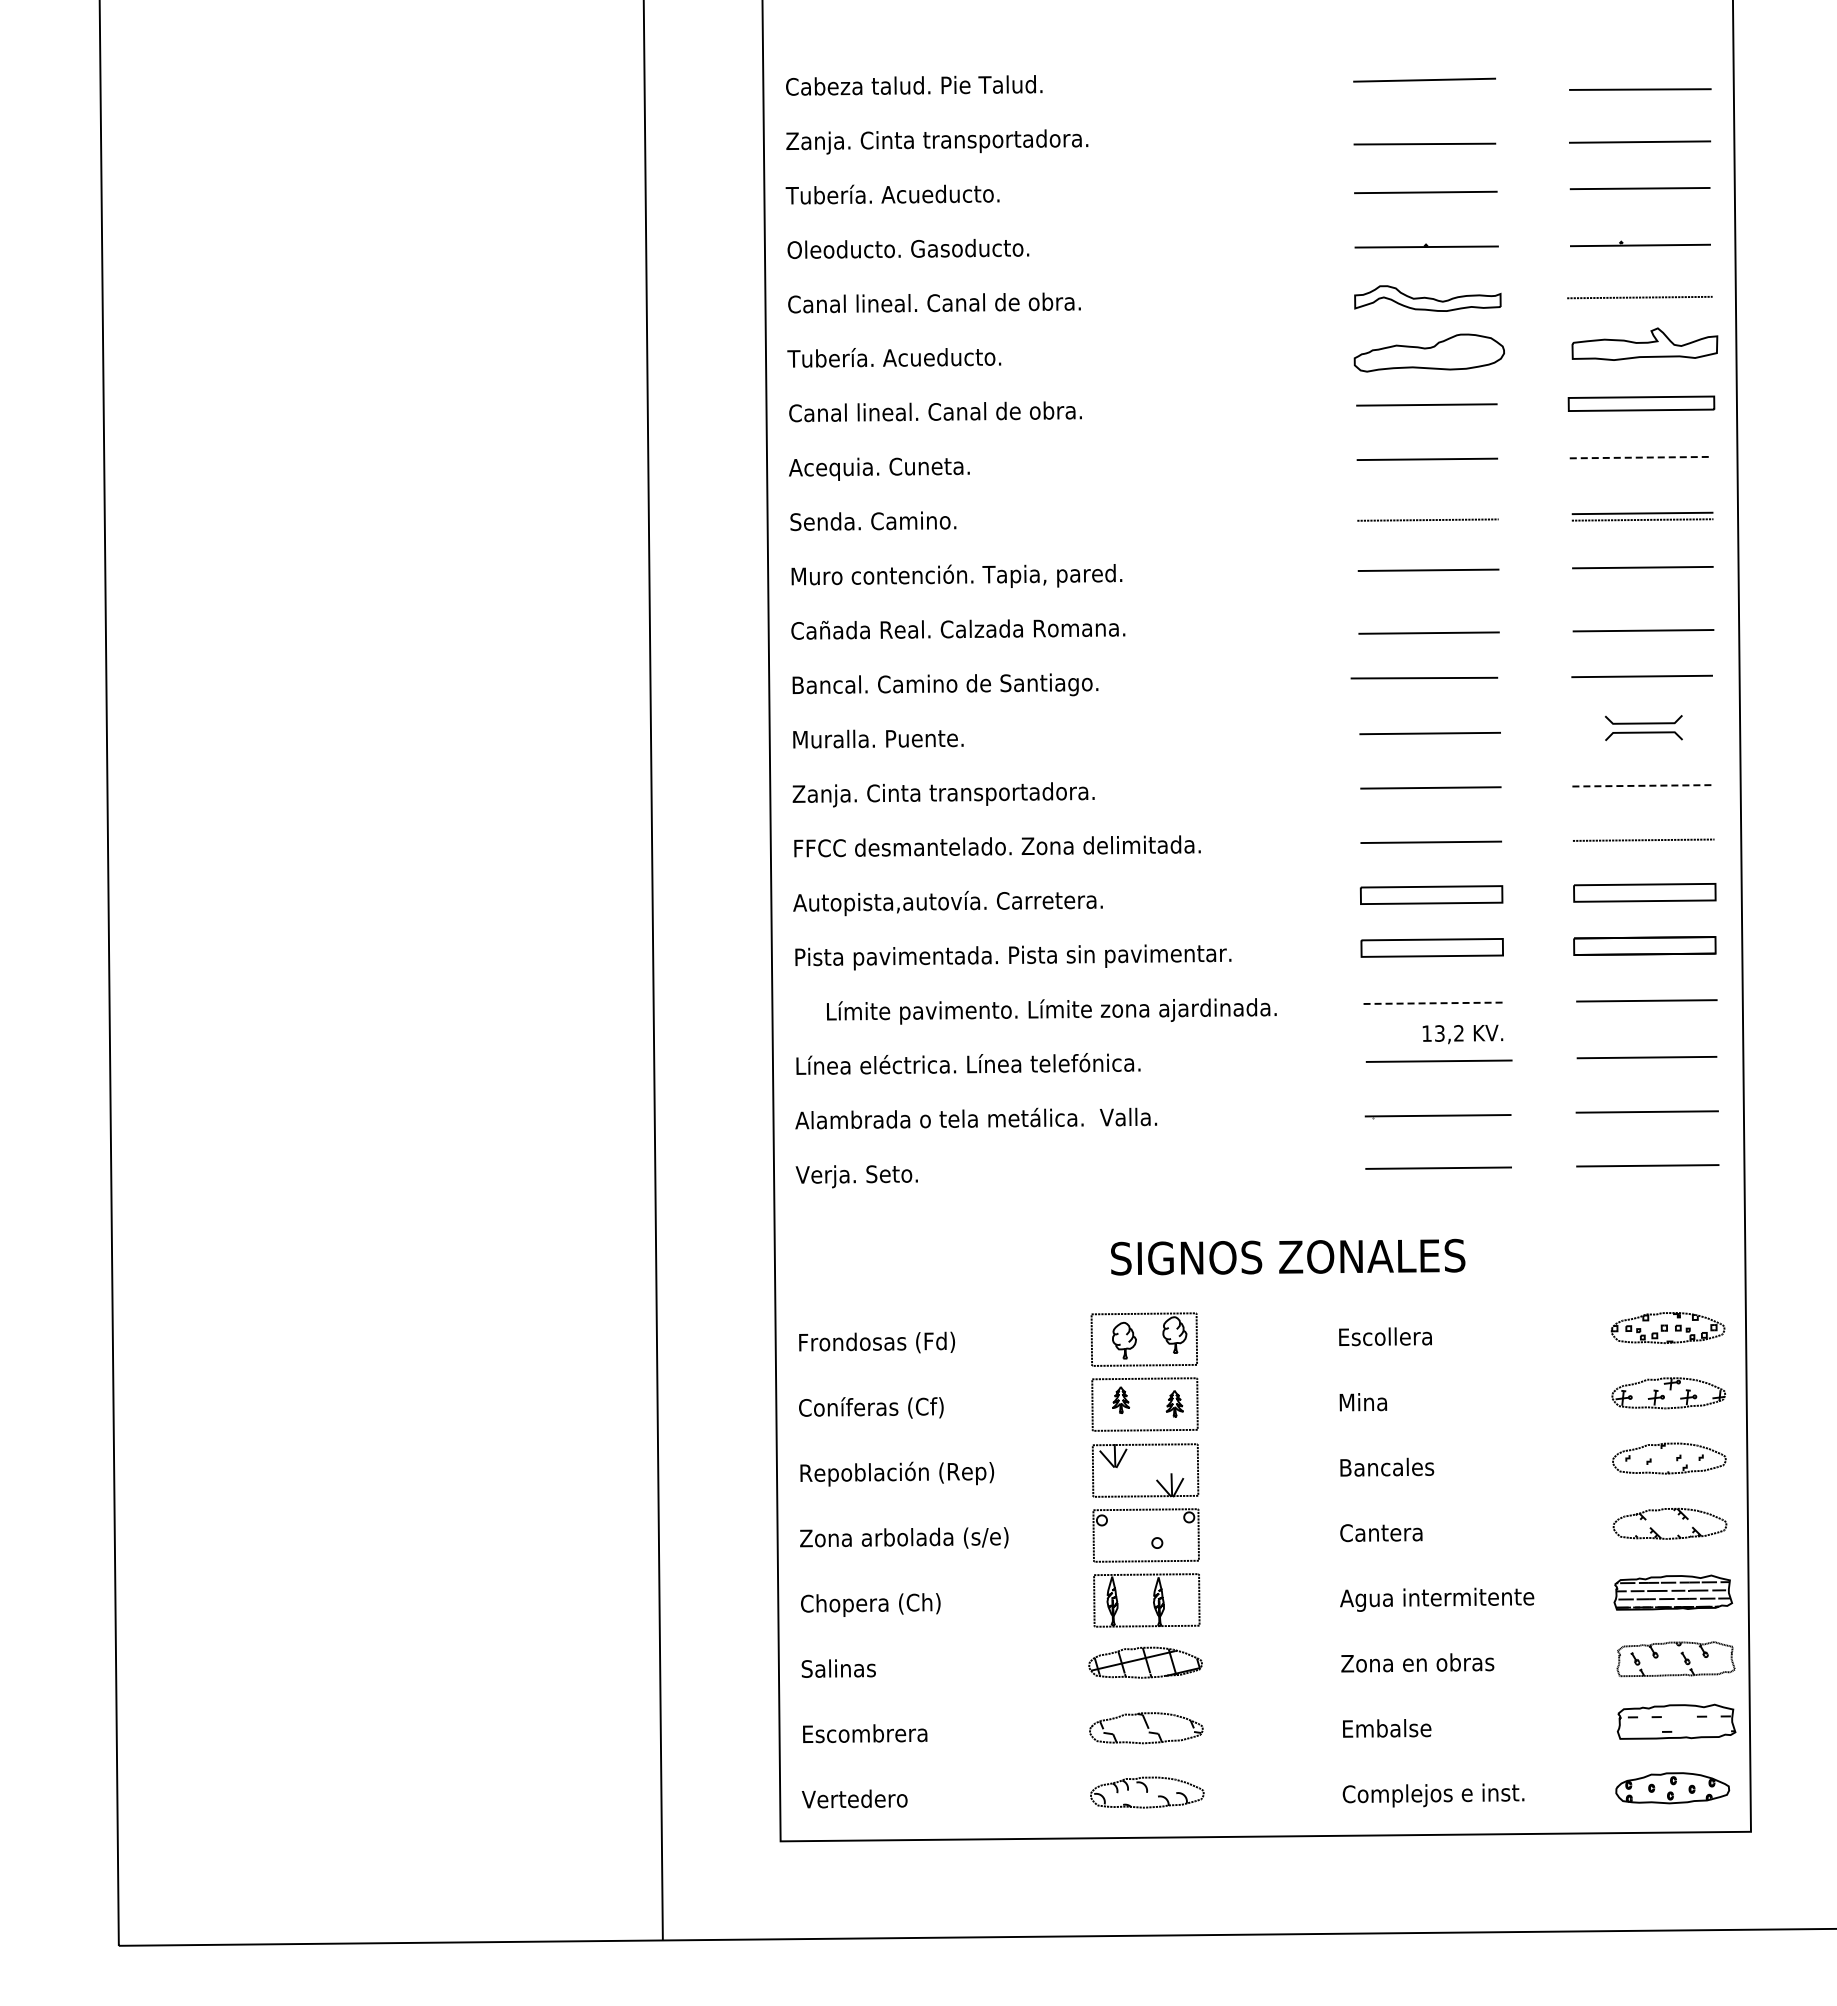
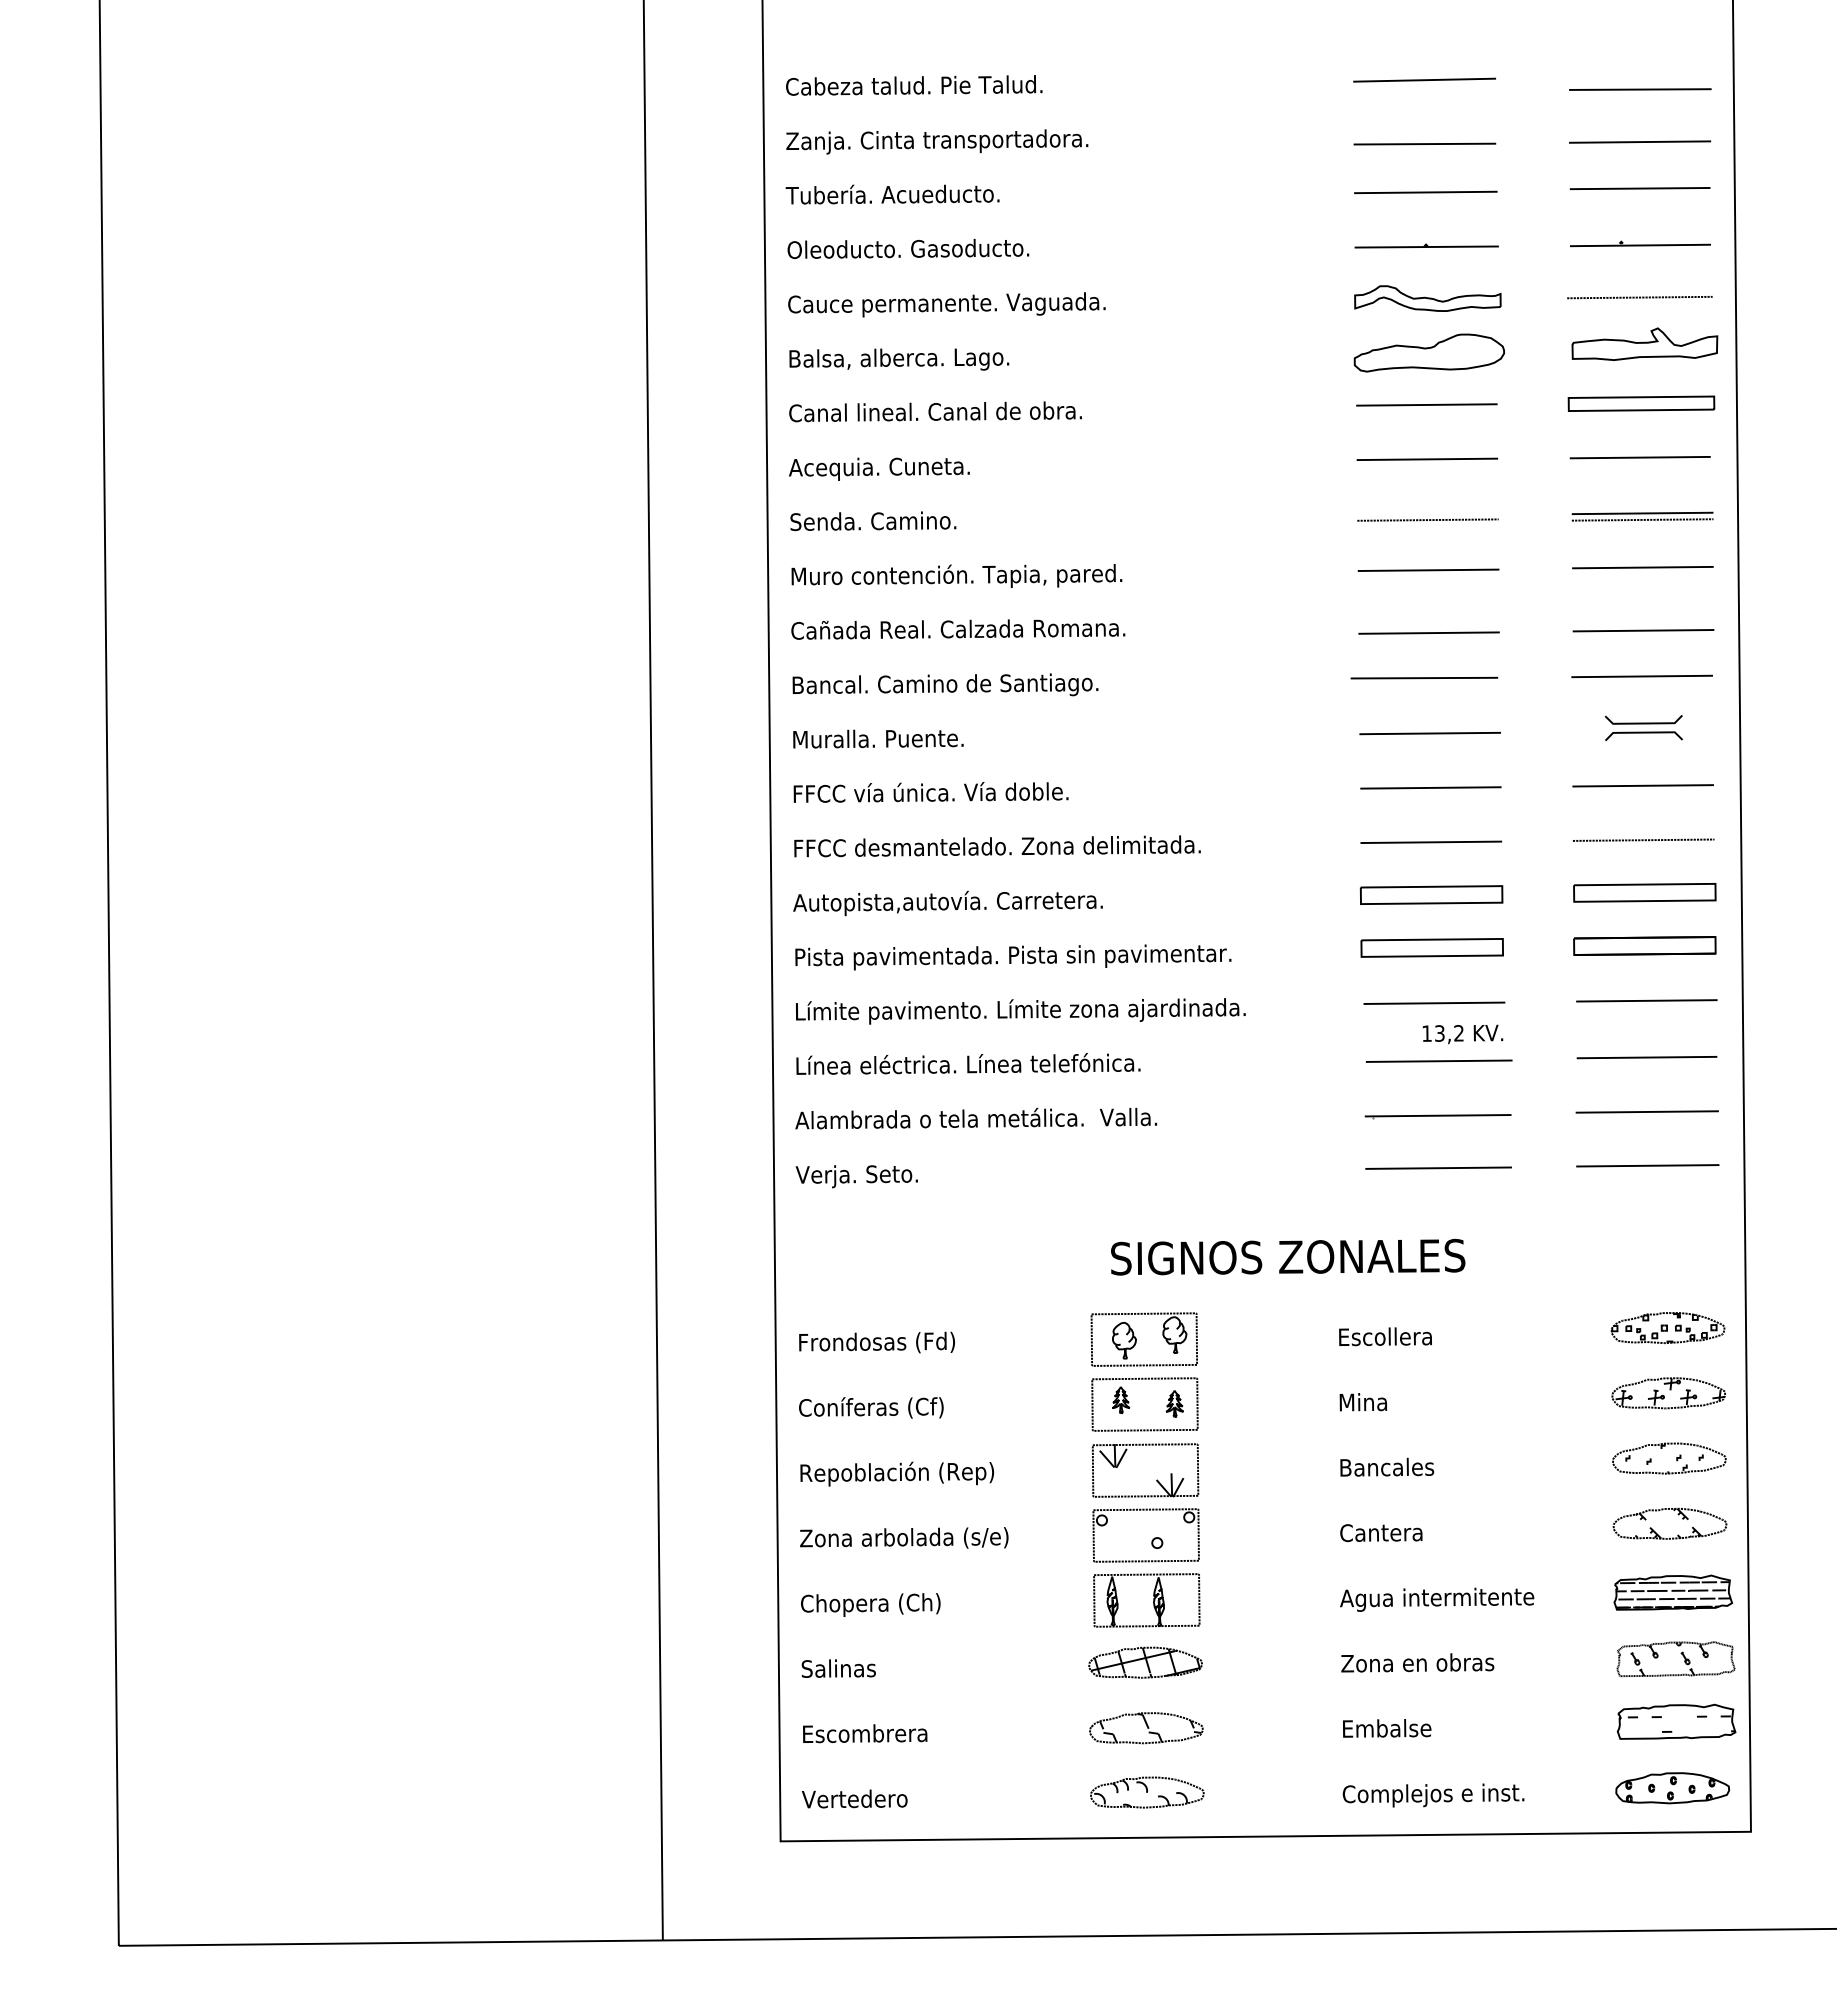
text: Canal lineal. Canal de obra. -> Cauce permanente. Vaguada. (960, 304)
text: Tubería. Acueducto. -> Balsa, alberca. Lago. (898, 359)
line: dashed -> solid (1640, 457)
line: dashed -> solid (1643, 785)
text: Zanja. Cinta transportadora. -> FFCC vía única. Vía doble. (943, 794)
line: dashed -> solid (1434, 1003)
text position: (1051, 1011) -> (1020, 1011) (1020, 1011)
